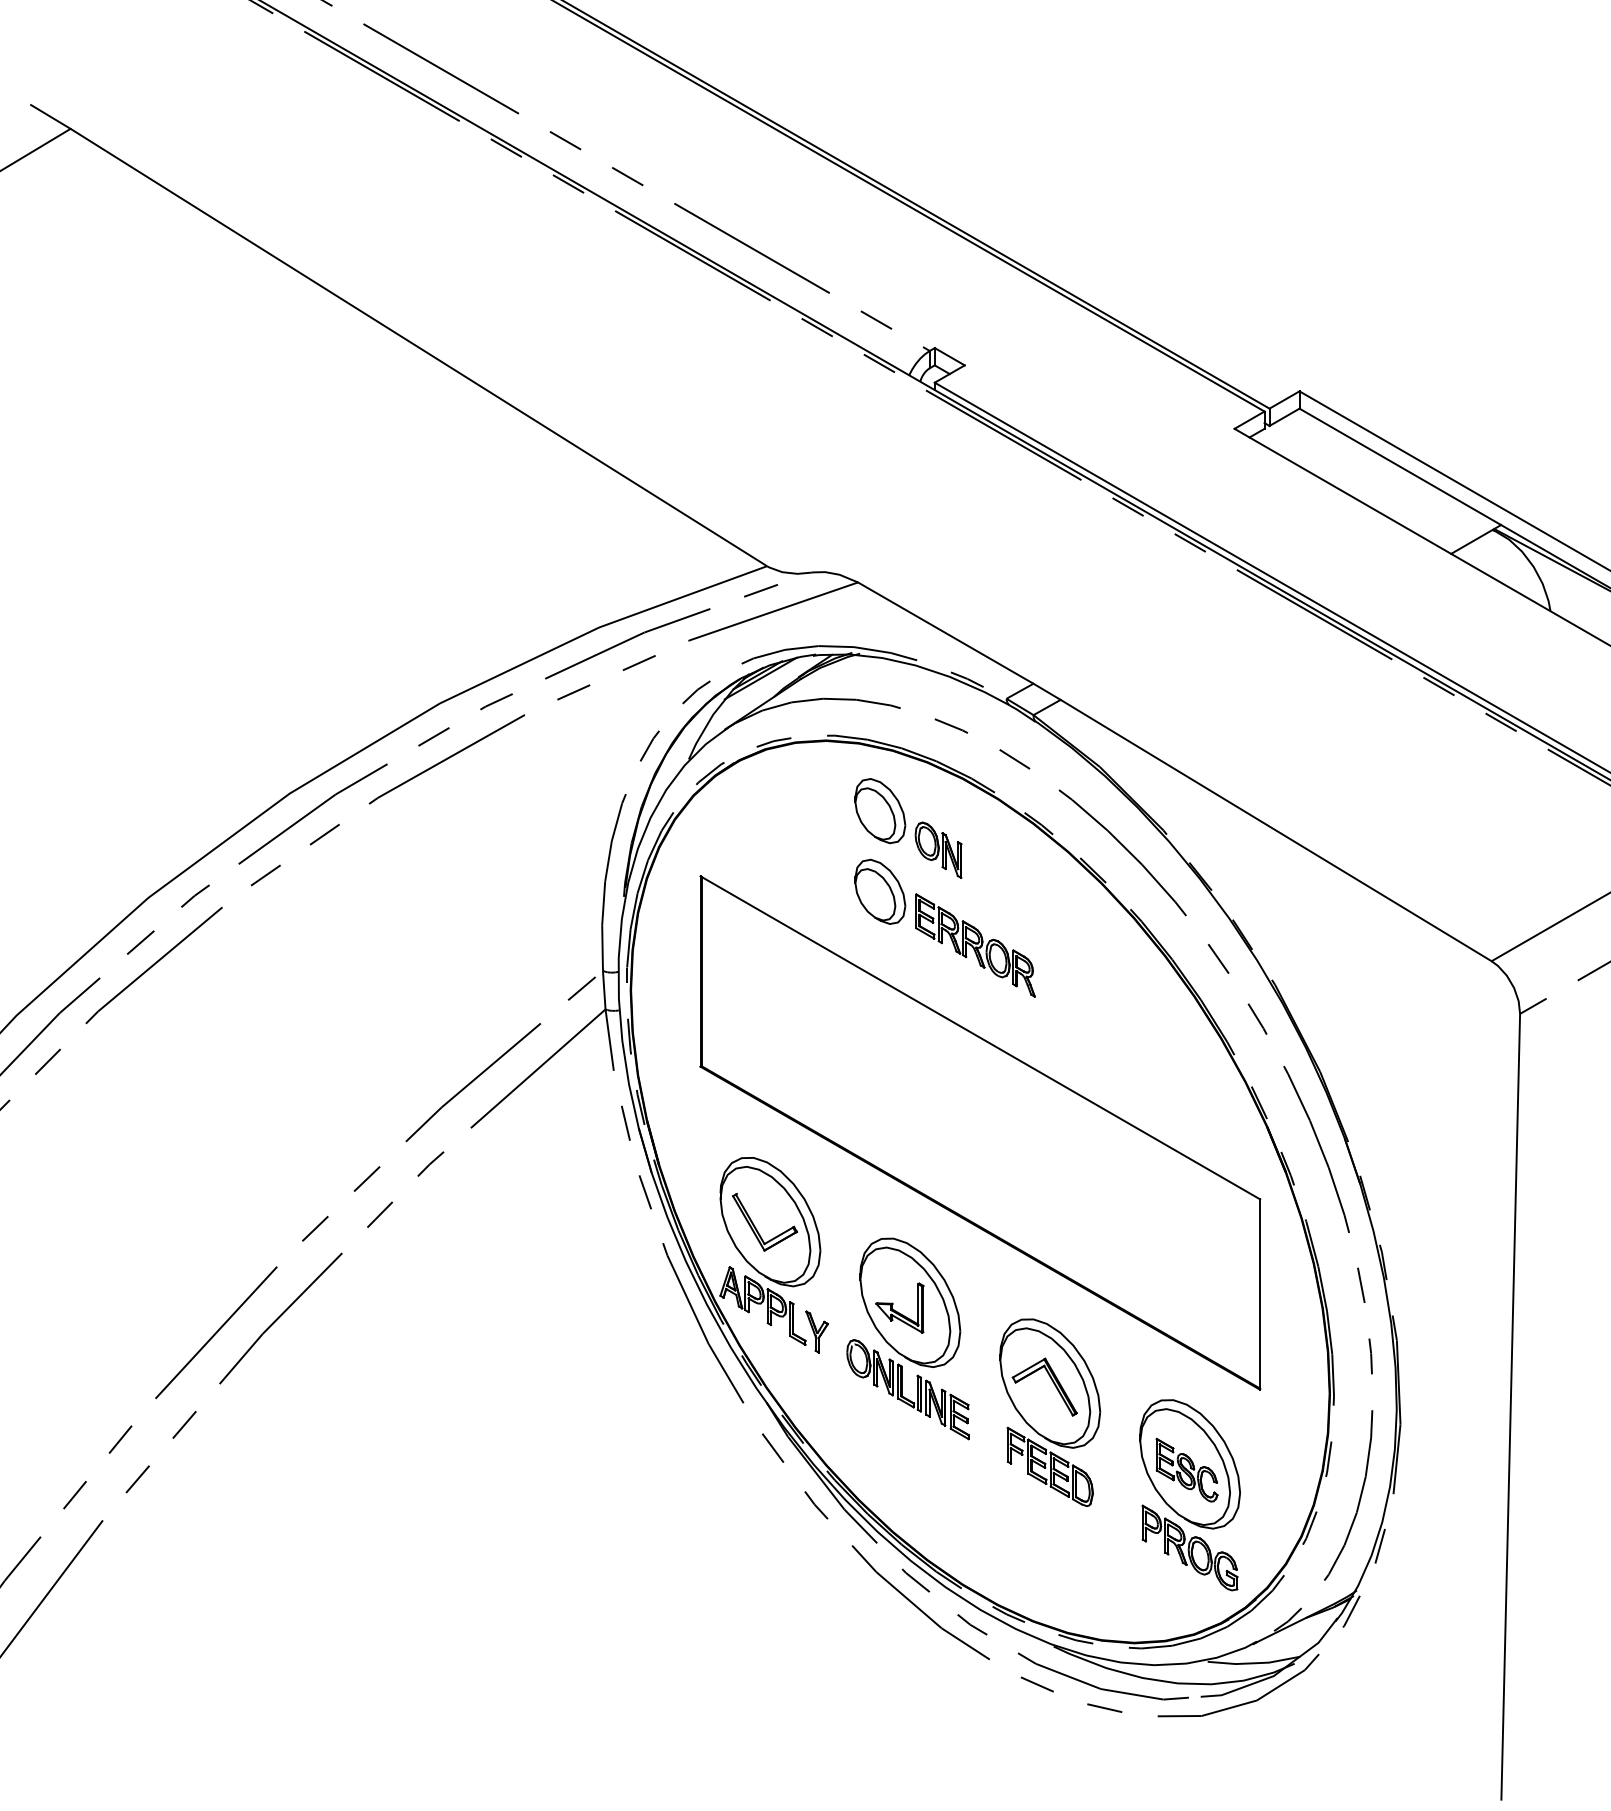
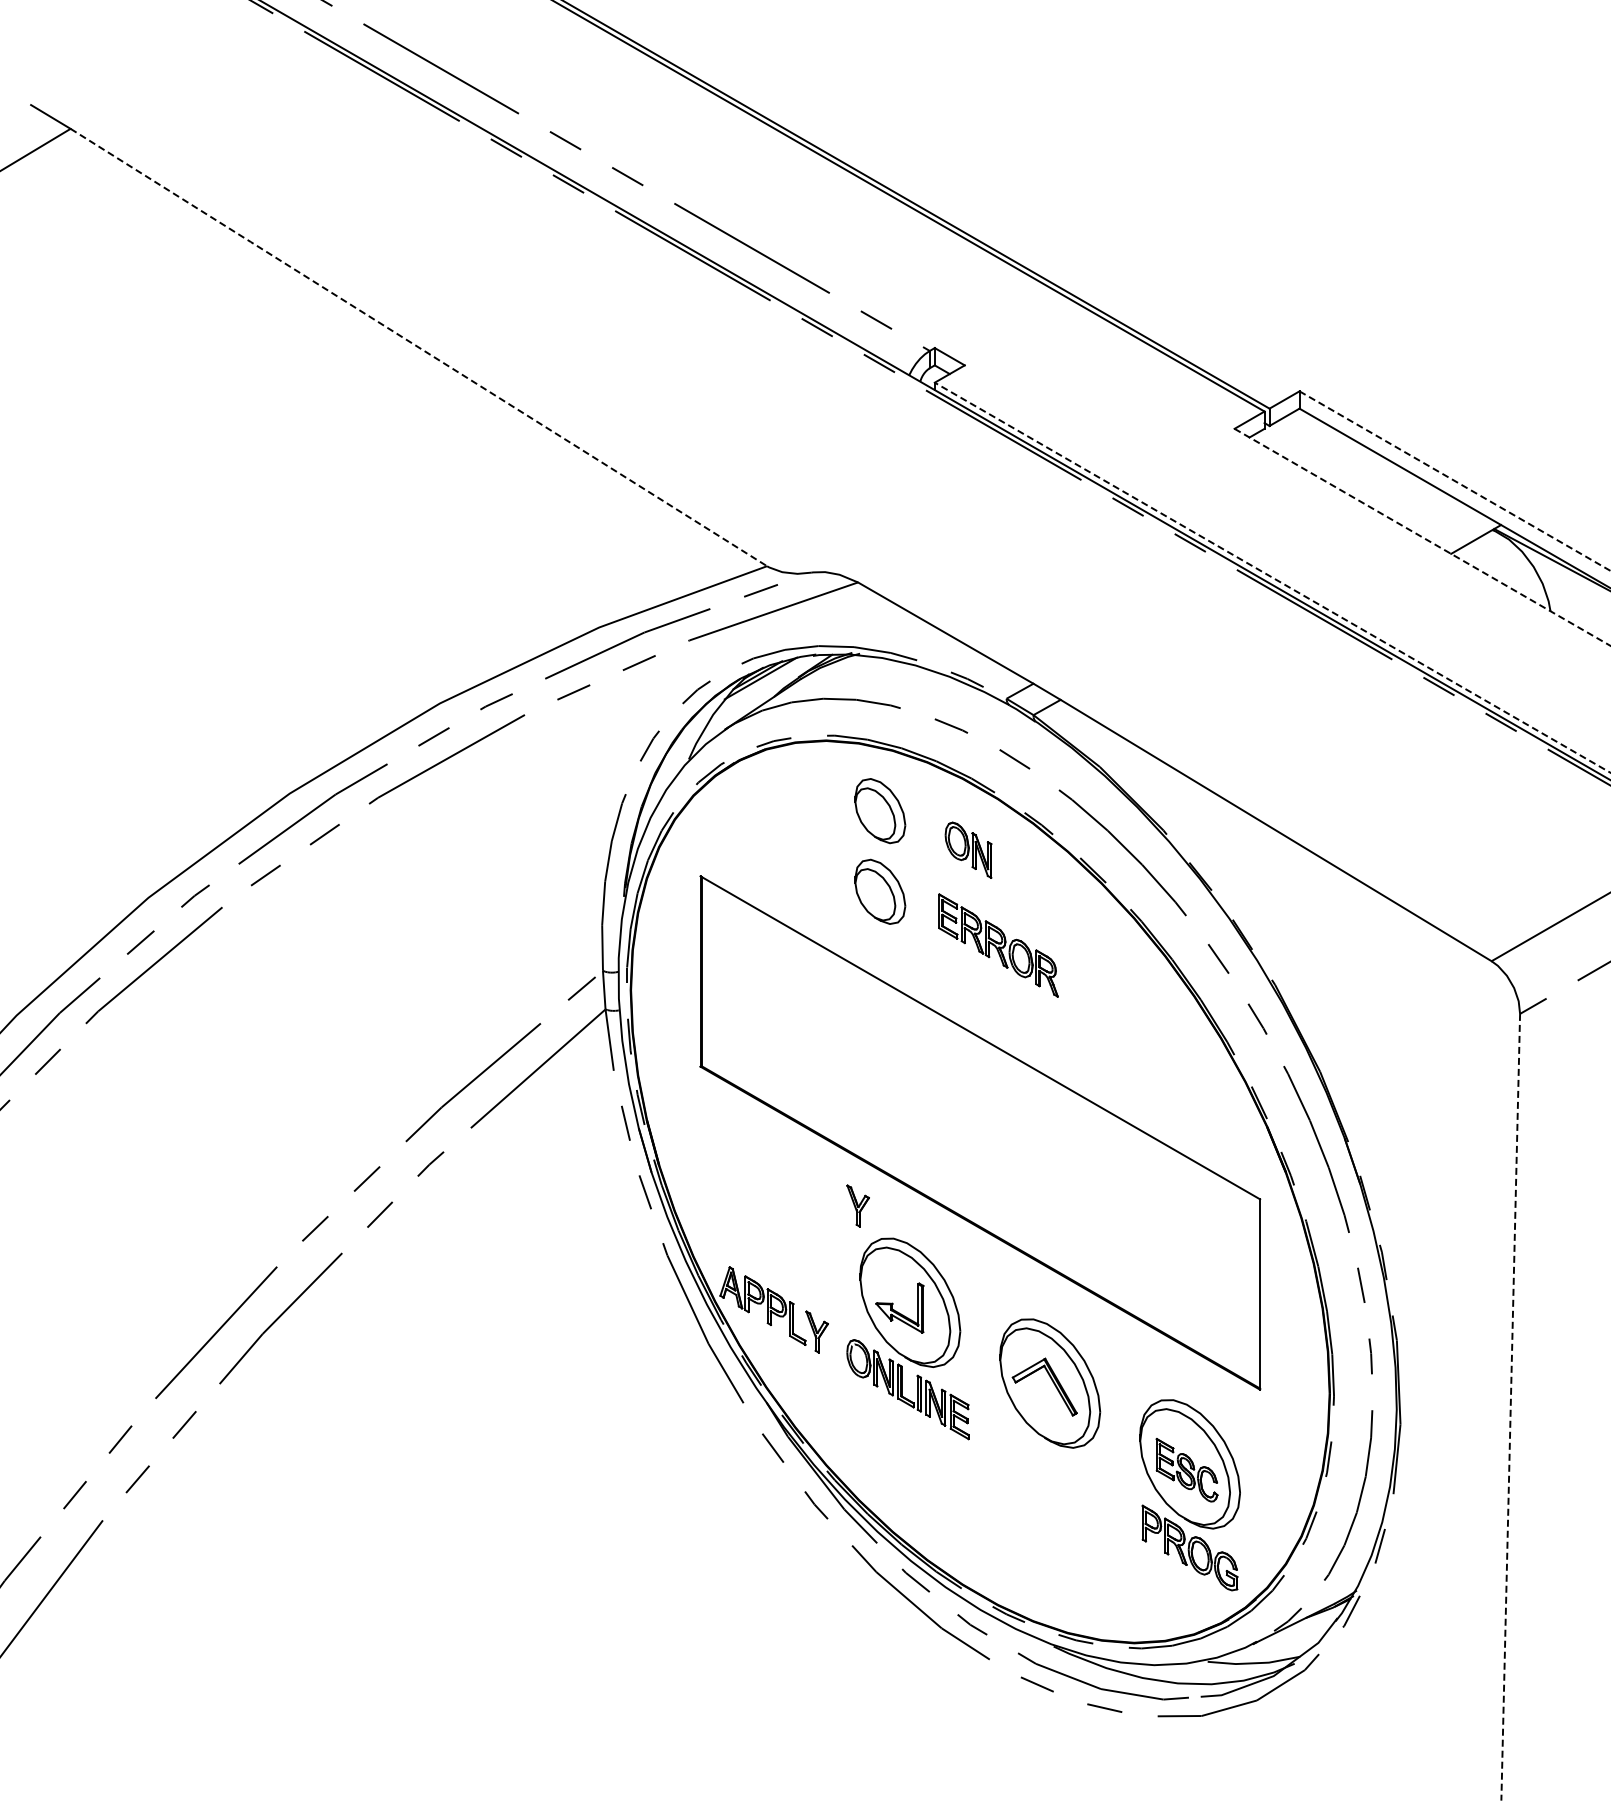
line: solid -> dashed (419, 347)
line: solid -> dashed (1455, 481)
line: solid -> dashed (1423, 537)
line: solid -> dashed (1272, 577)
part position: (938, 849) -> (968, 849) (968, 849)
part position: (975, 945) -> (998, 945) (998, 945)
part: none -> present (857, 1205)
part: present -> none (770, 1222)
line: solid -> dashed (1510, 1407)
part: present -> none (1049, 1466)
